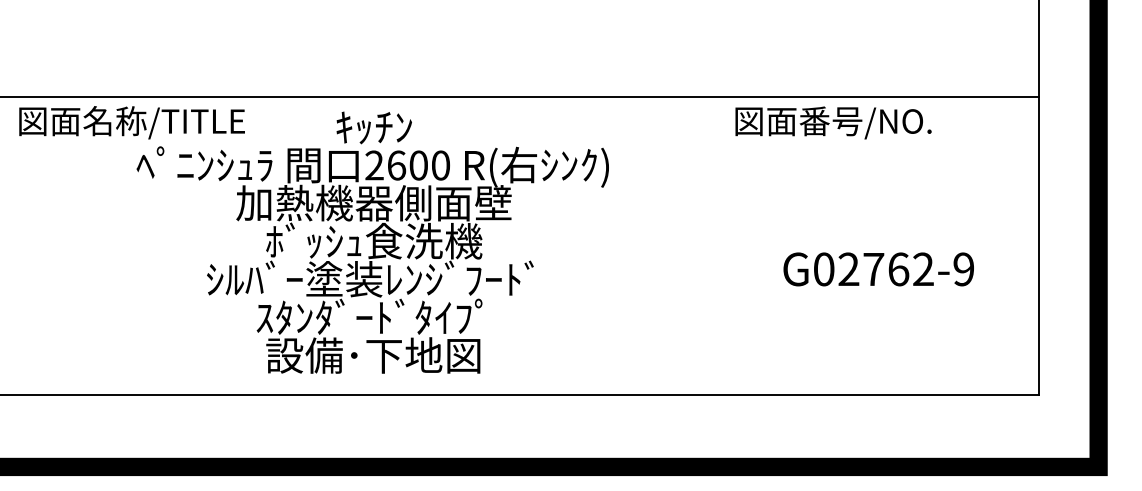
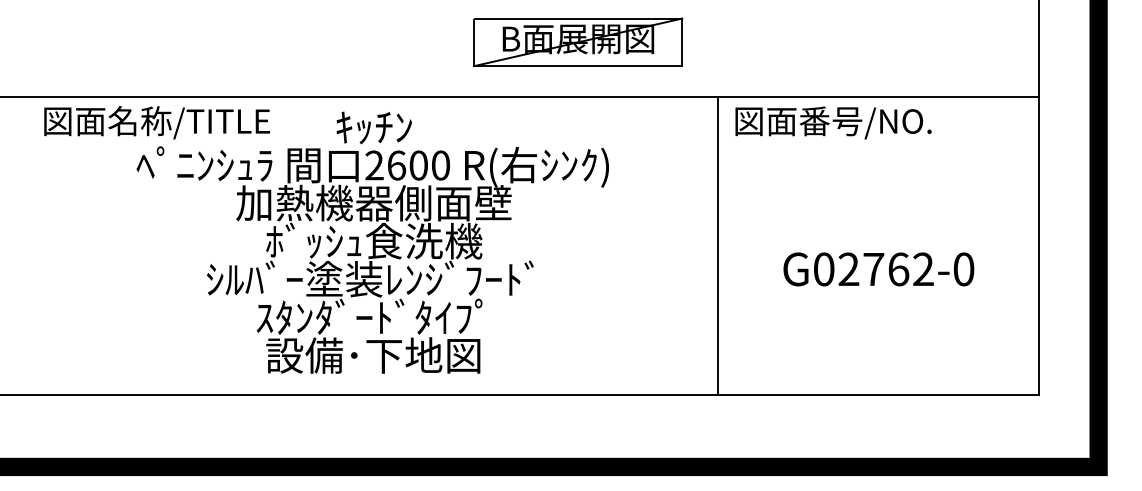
part: none -> present (578, 42)
text position: (131, 122) -> (156, 122) (156, 122)
line: none -> present (718, 245)
text: G02762-9 -> G02762-0 (963, 269)
